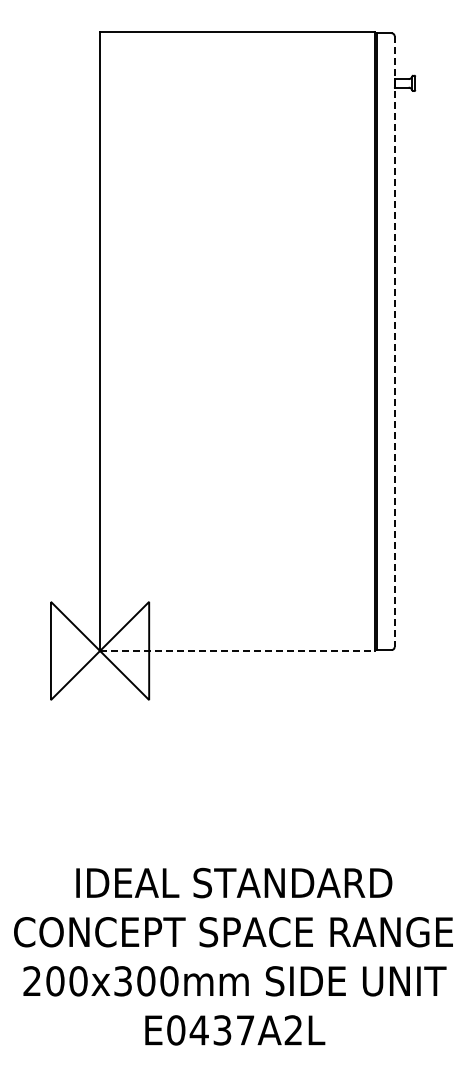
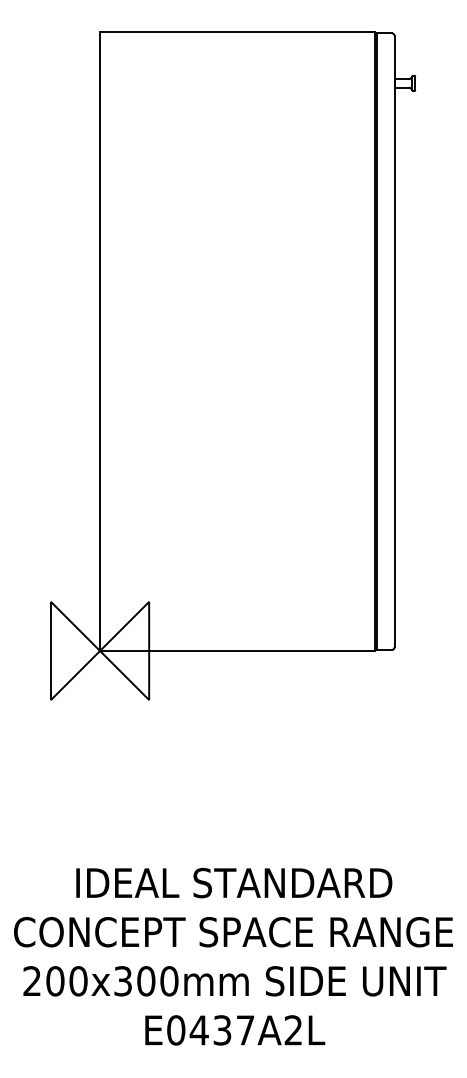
line: dashed -> solid (394, 342)
line: dashed -> solid (238, 650)
